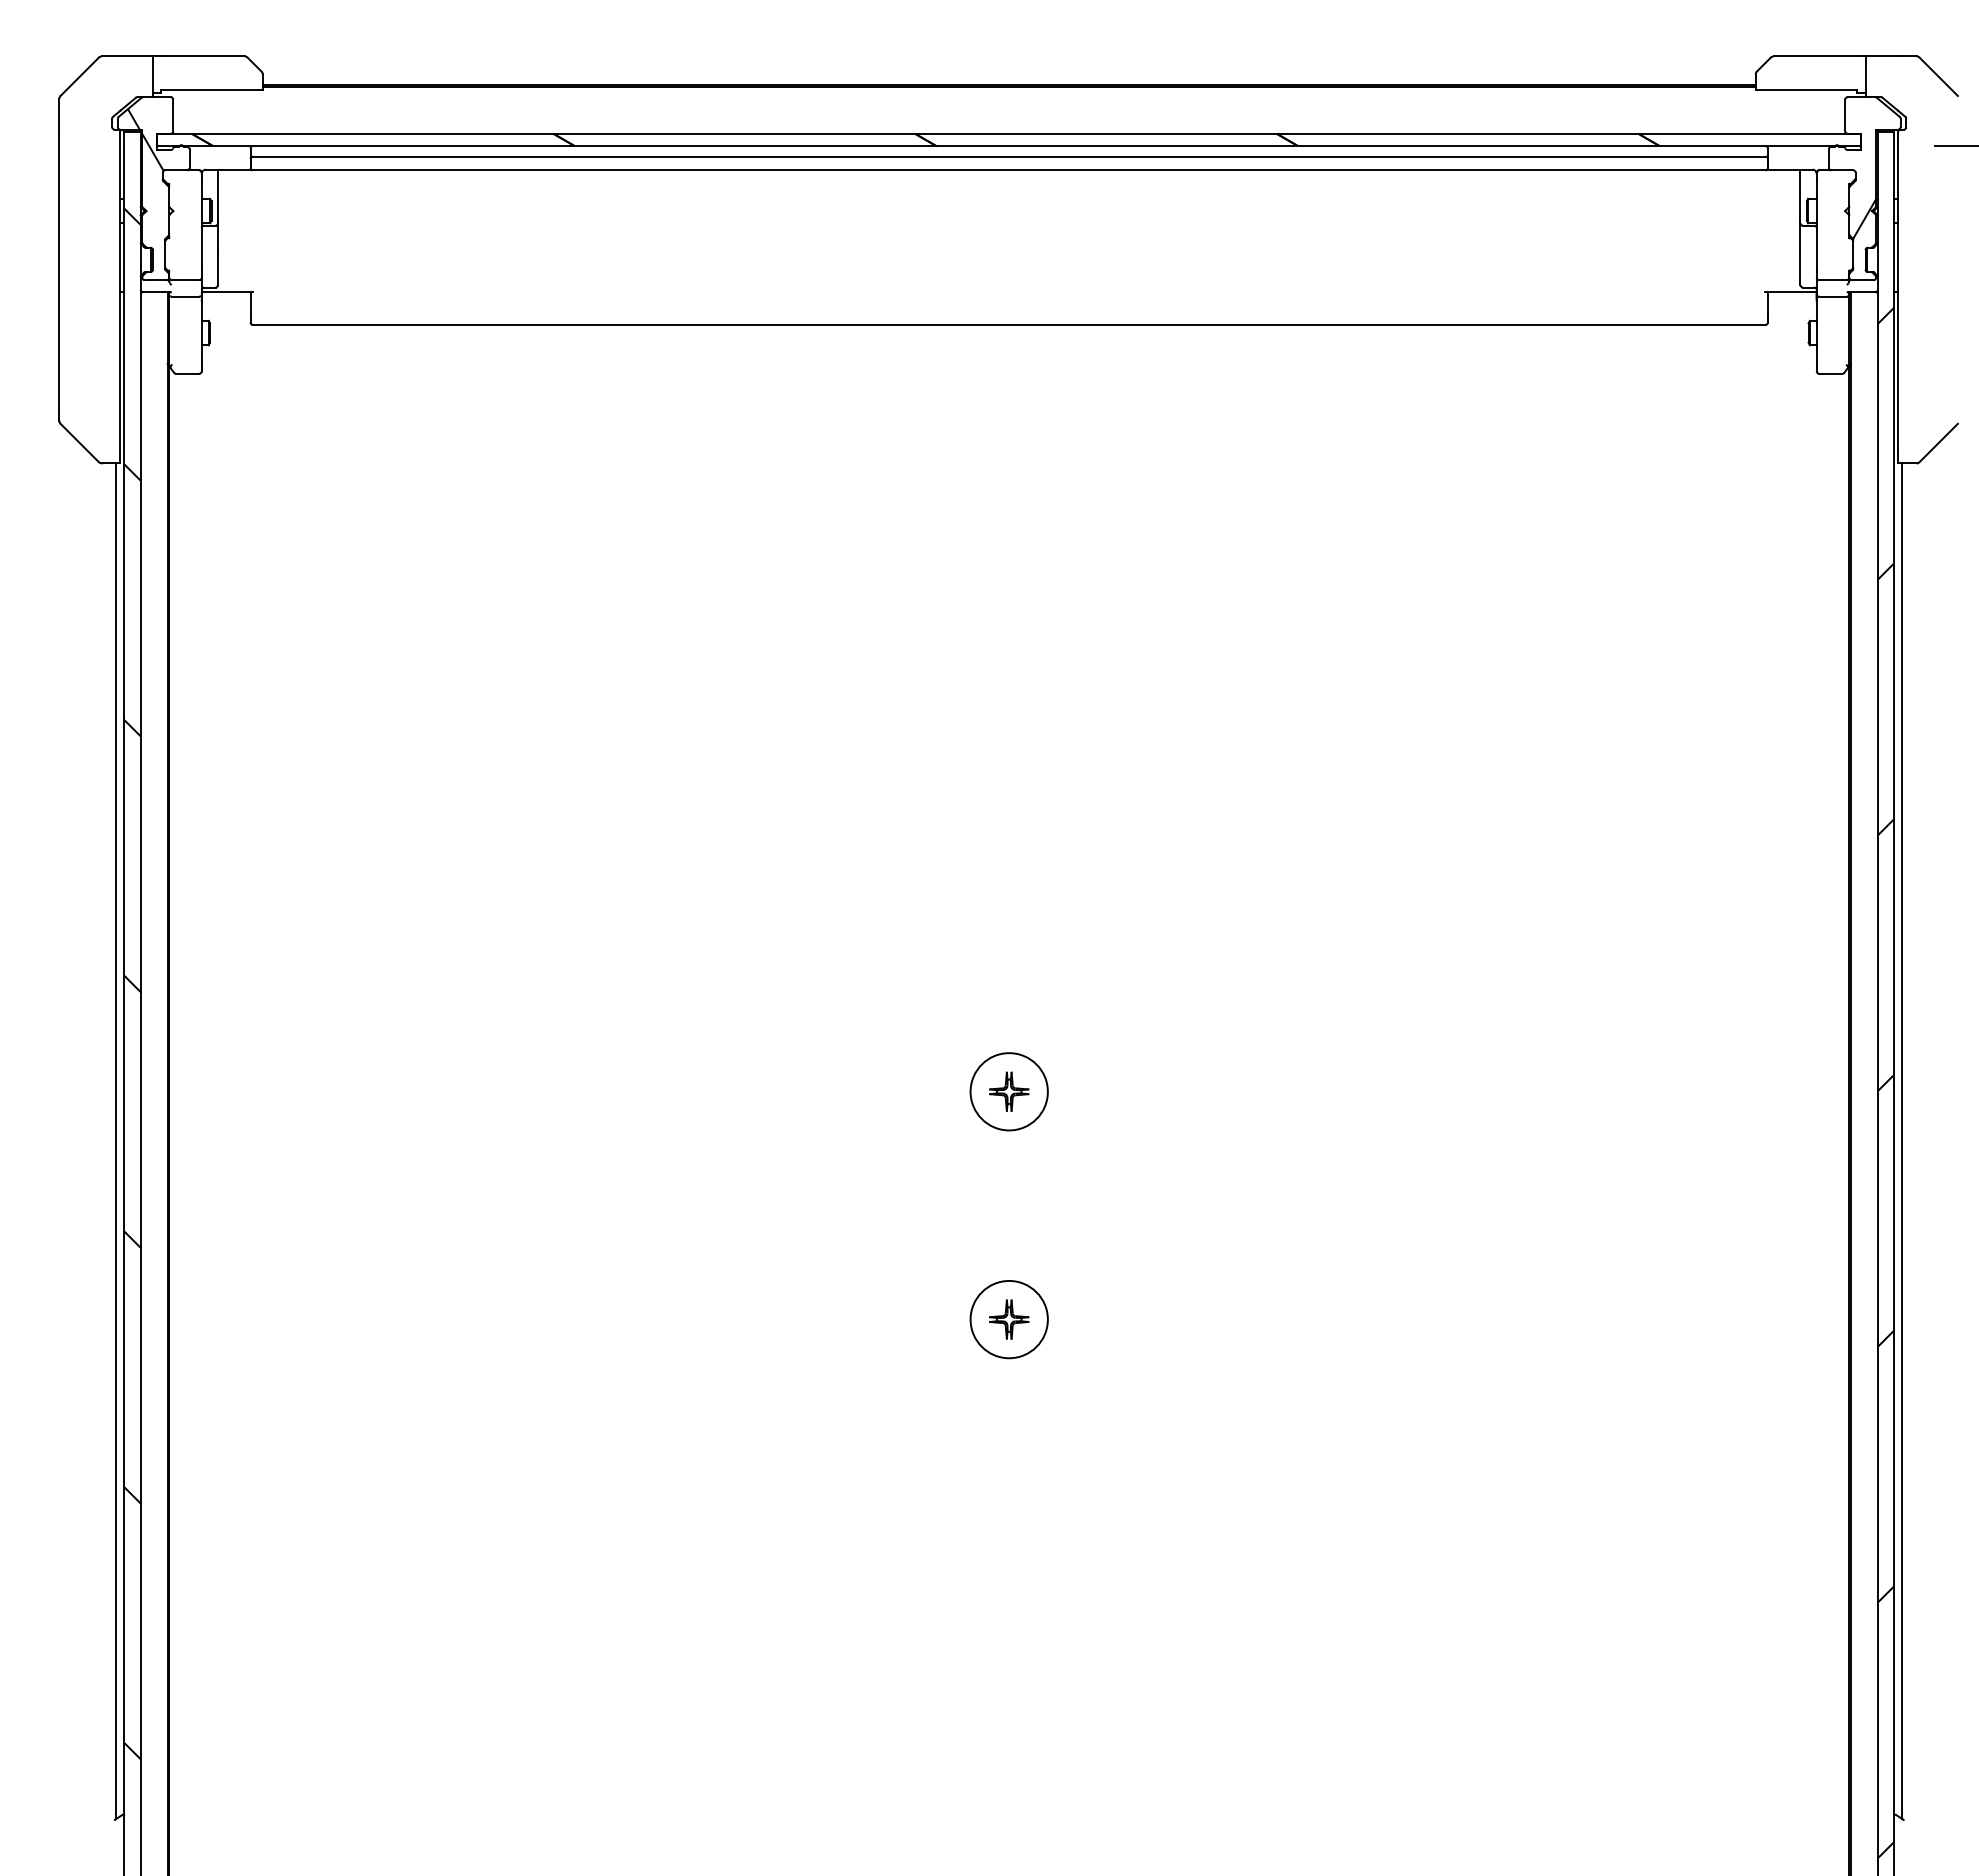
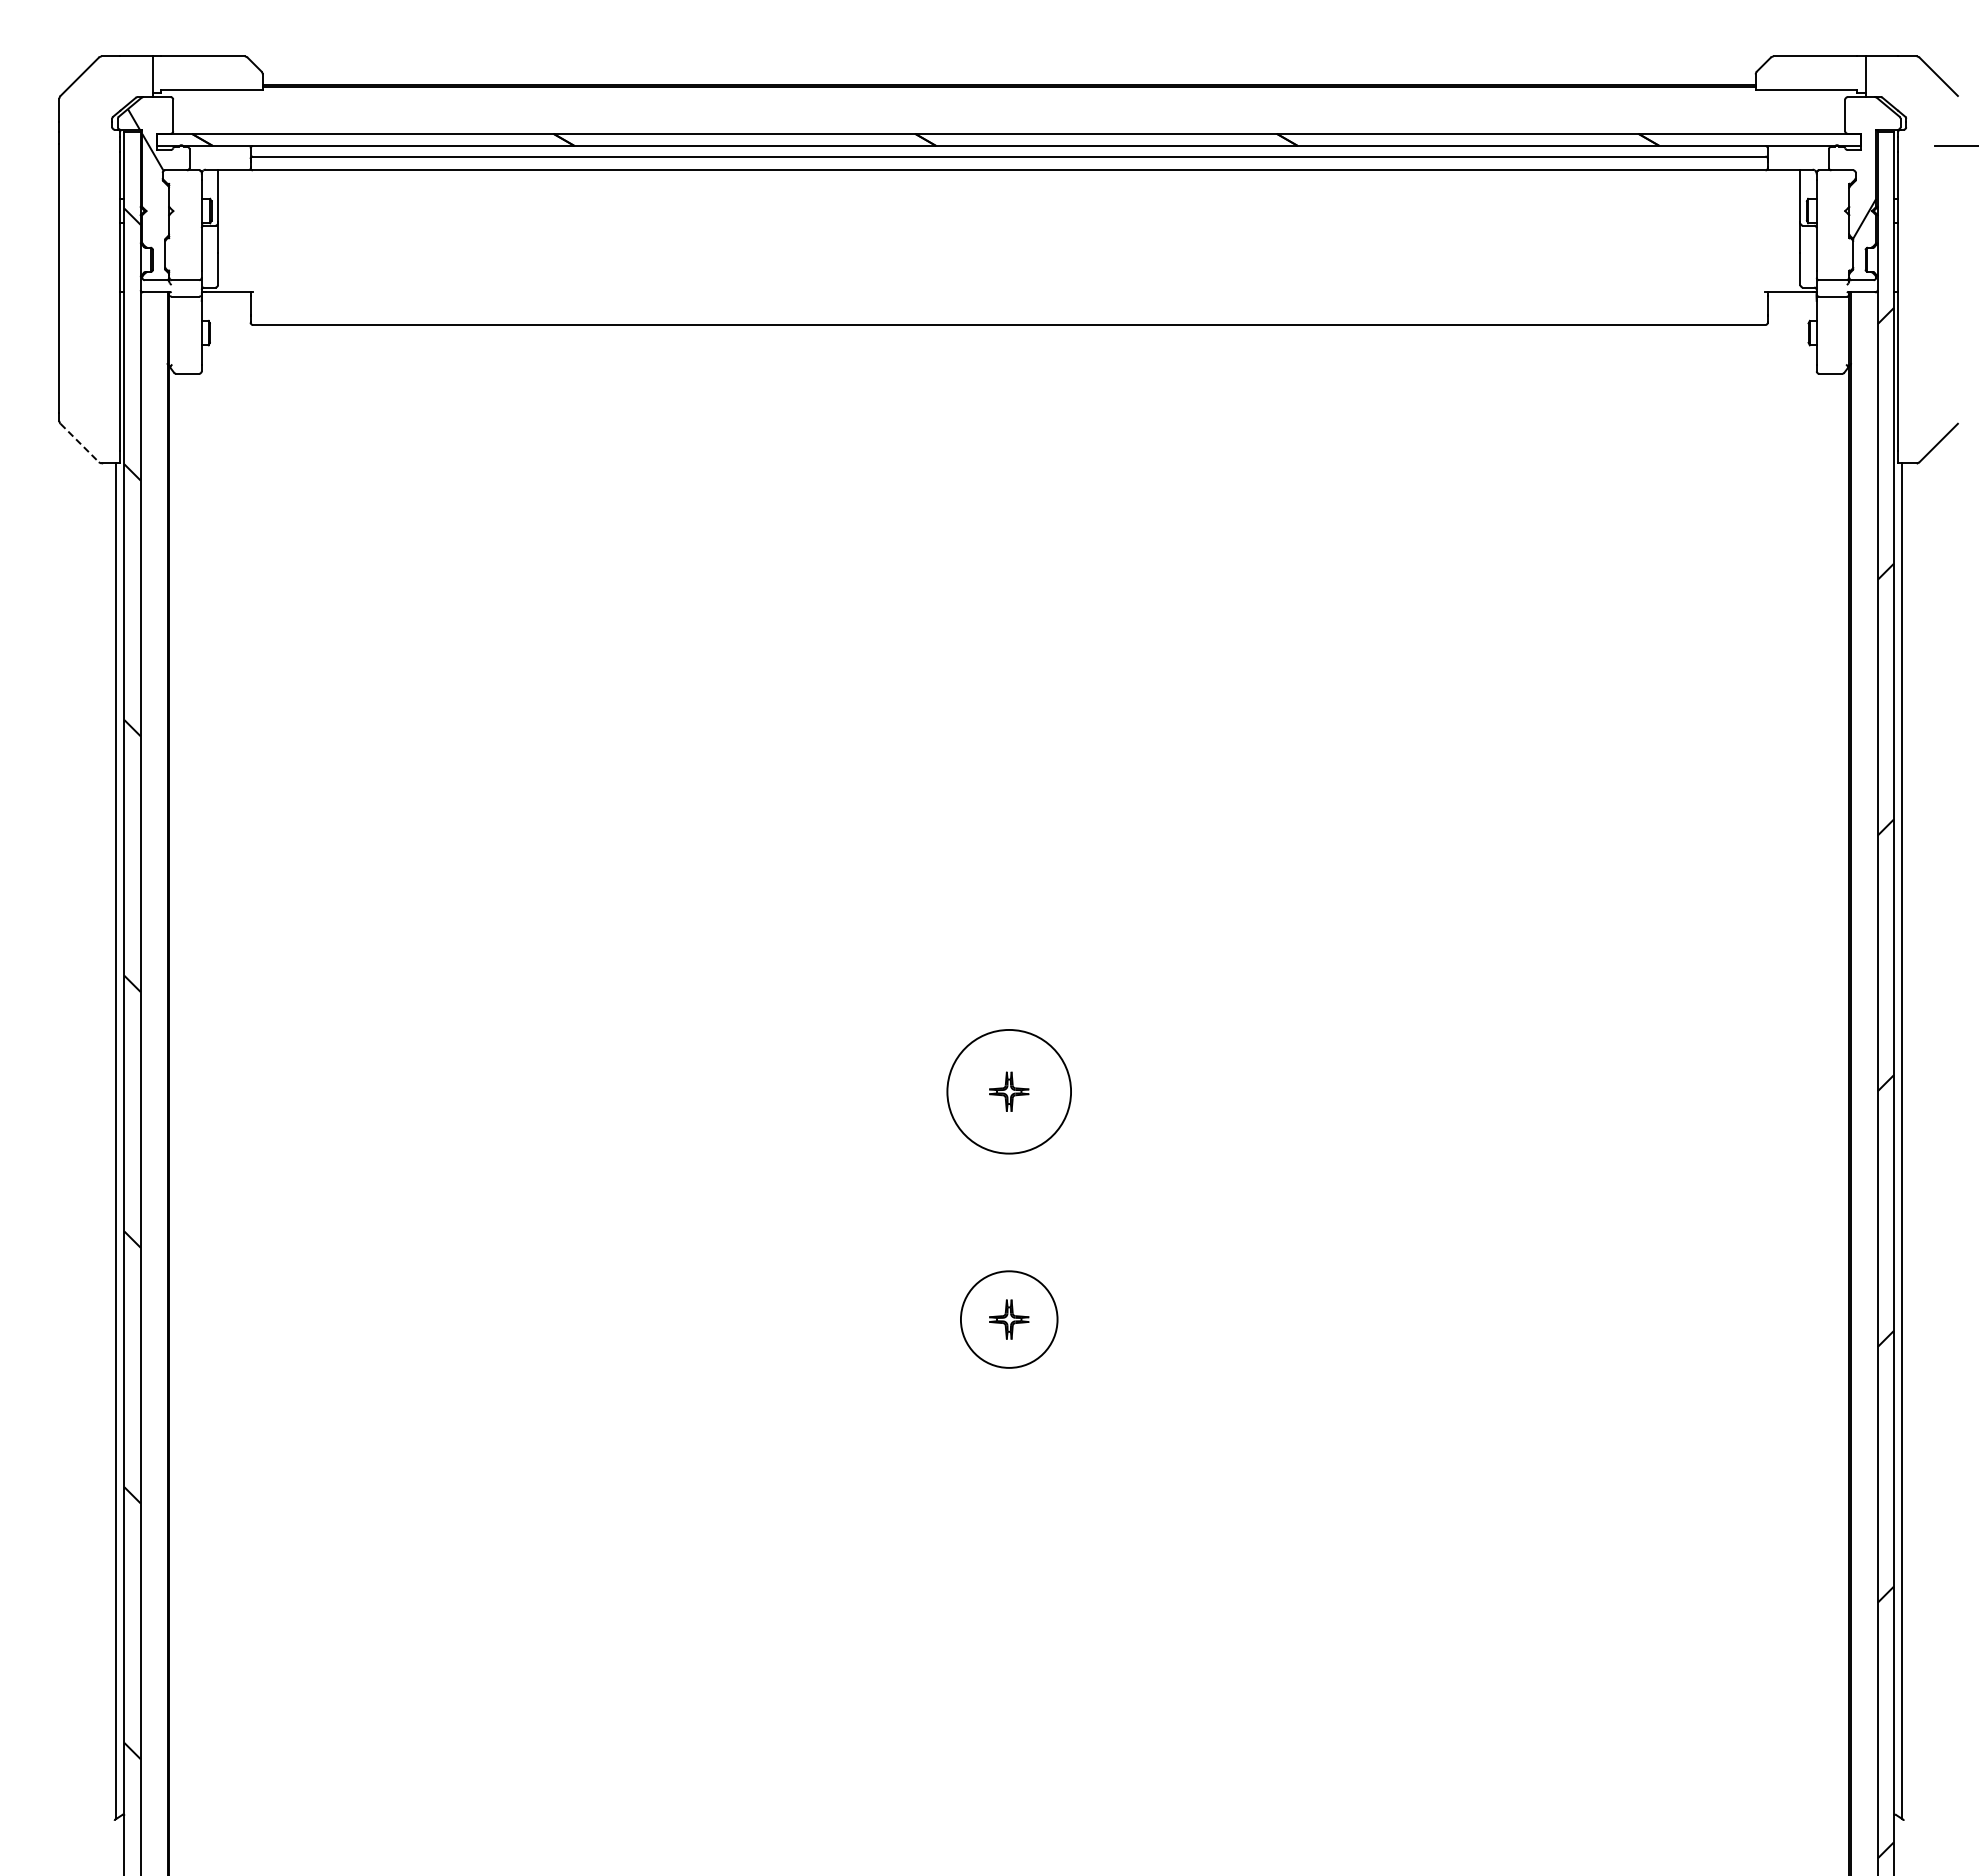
line: solid -> dashed (80, 443)
circle diameter: 77 px -> 124 px (1009, 1091)
circle diameter: 77 px -> 97 px (1008, 1319)
